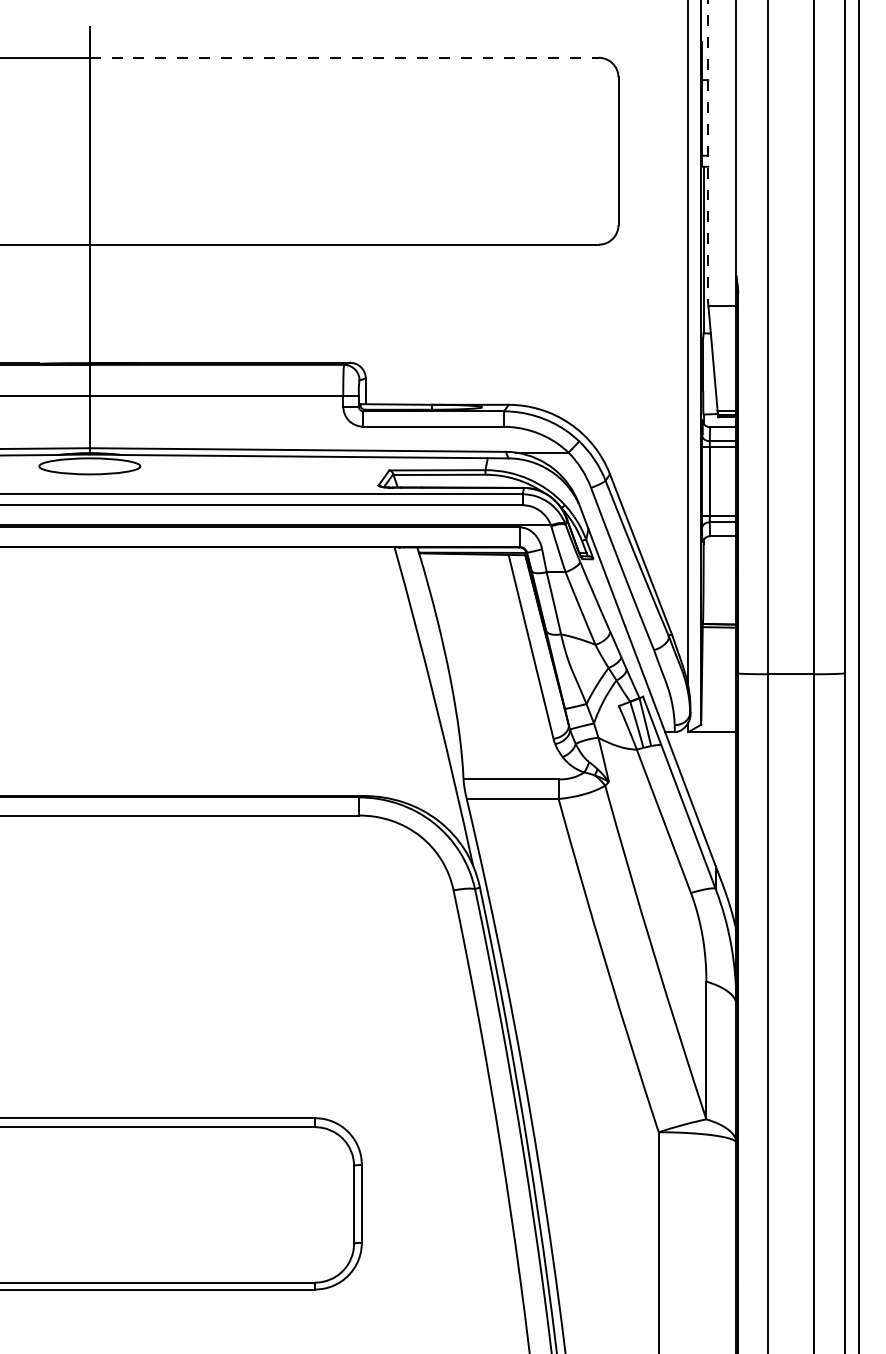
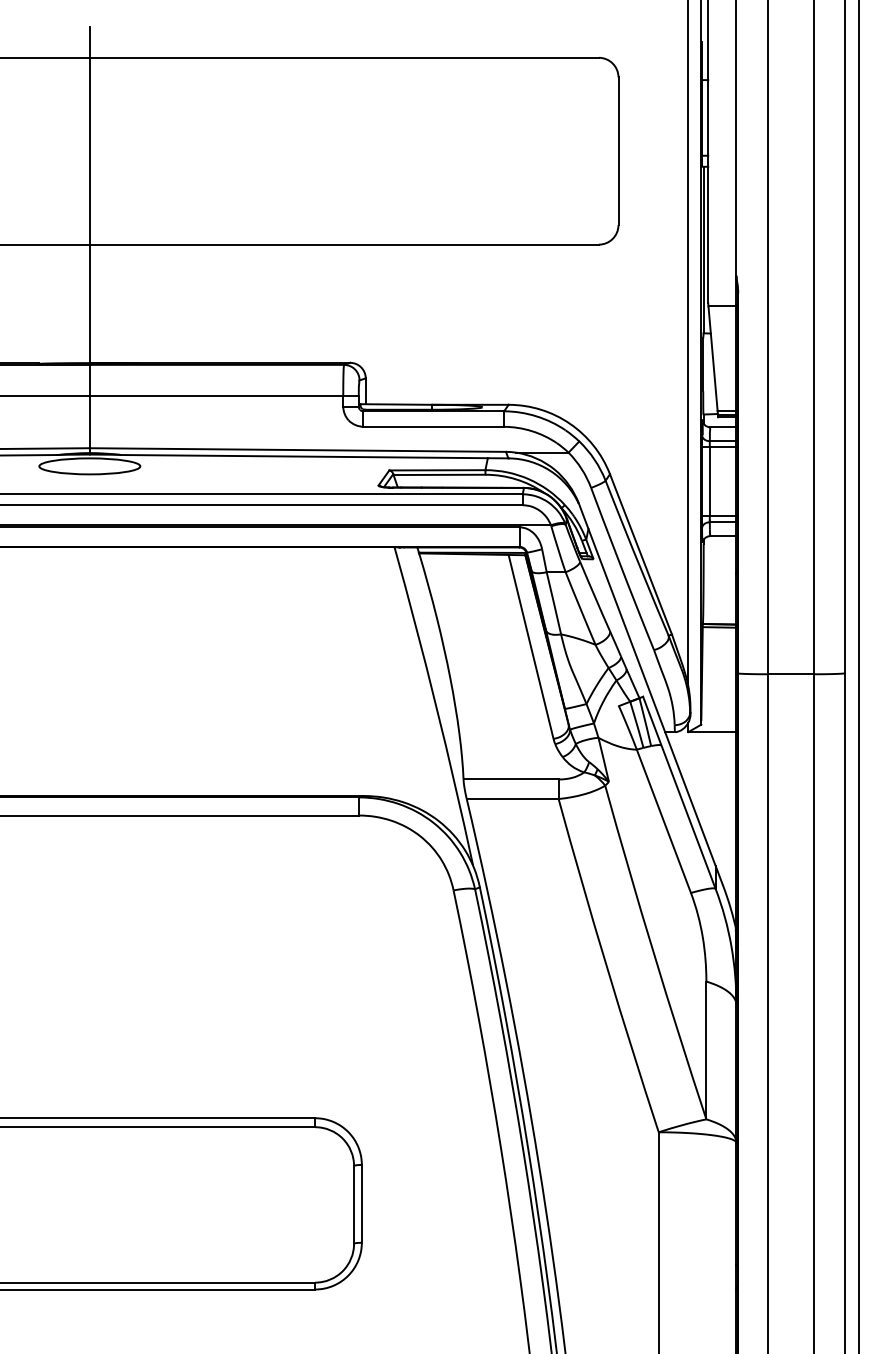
line: dashed -> solid (344, 57)
line: dashed -> solid (708, 152)
